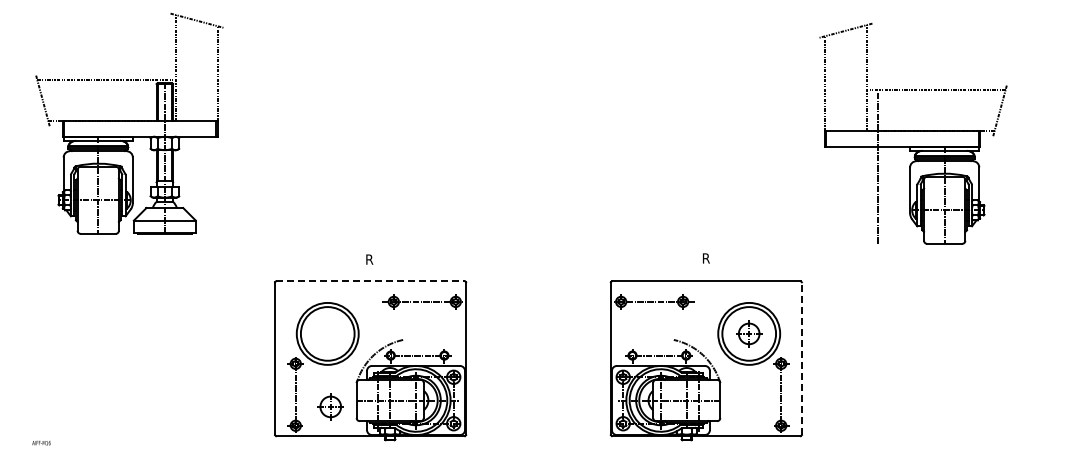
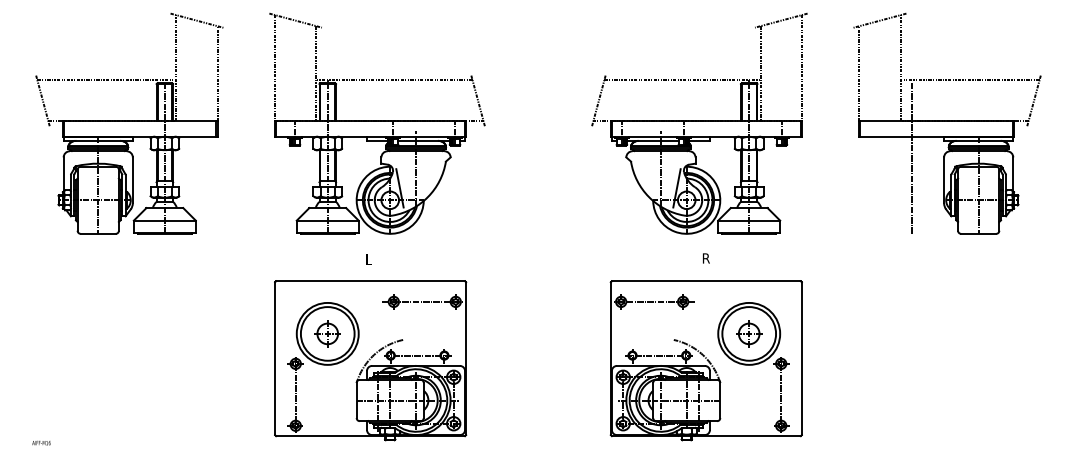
part: none -> present (377, 123)
part: none -> present (699, 123)
part position: (913, 133) -> (947, 123) (947, 123)
text: R -> L (369, 259)
line: dashed -> solid (371, 281)
line: dashed -> solid (801, 358)
part position: (330, 406) -> (327, 333) (327, 333)
